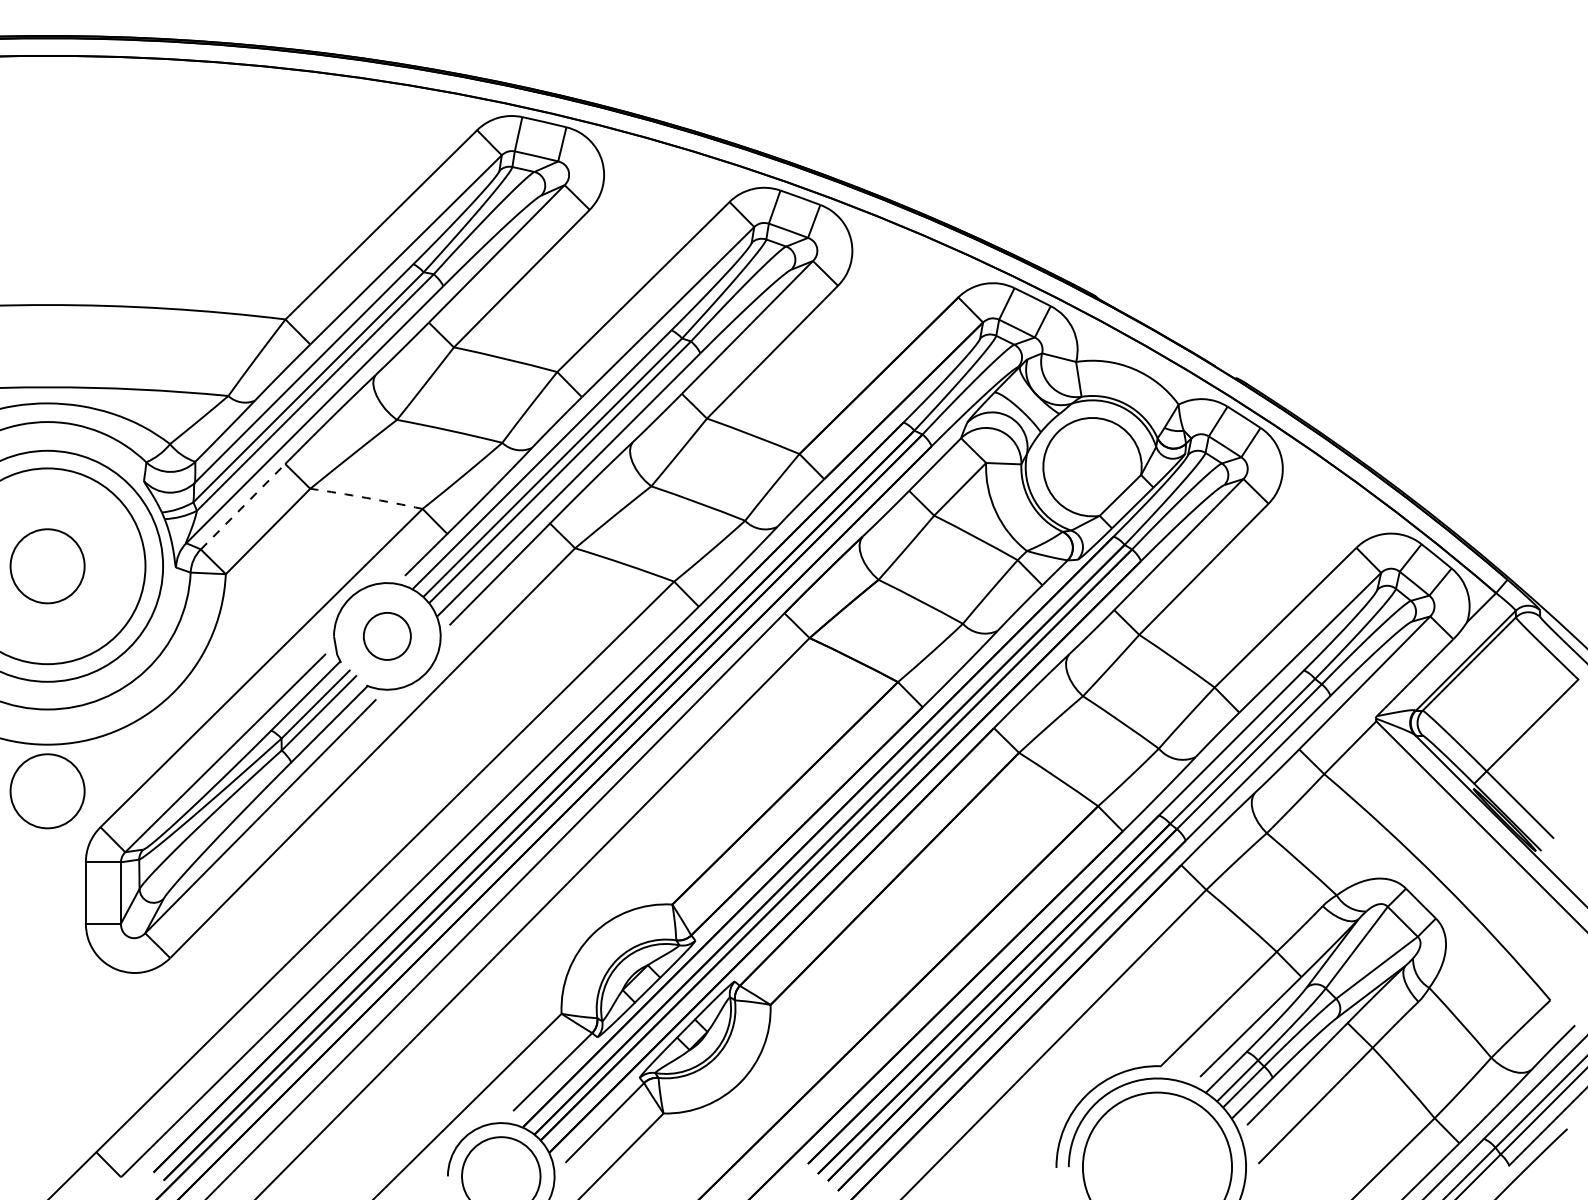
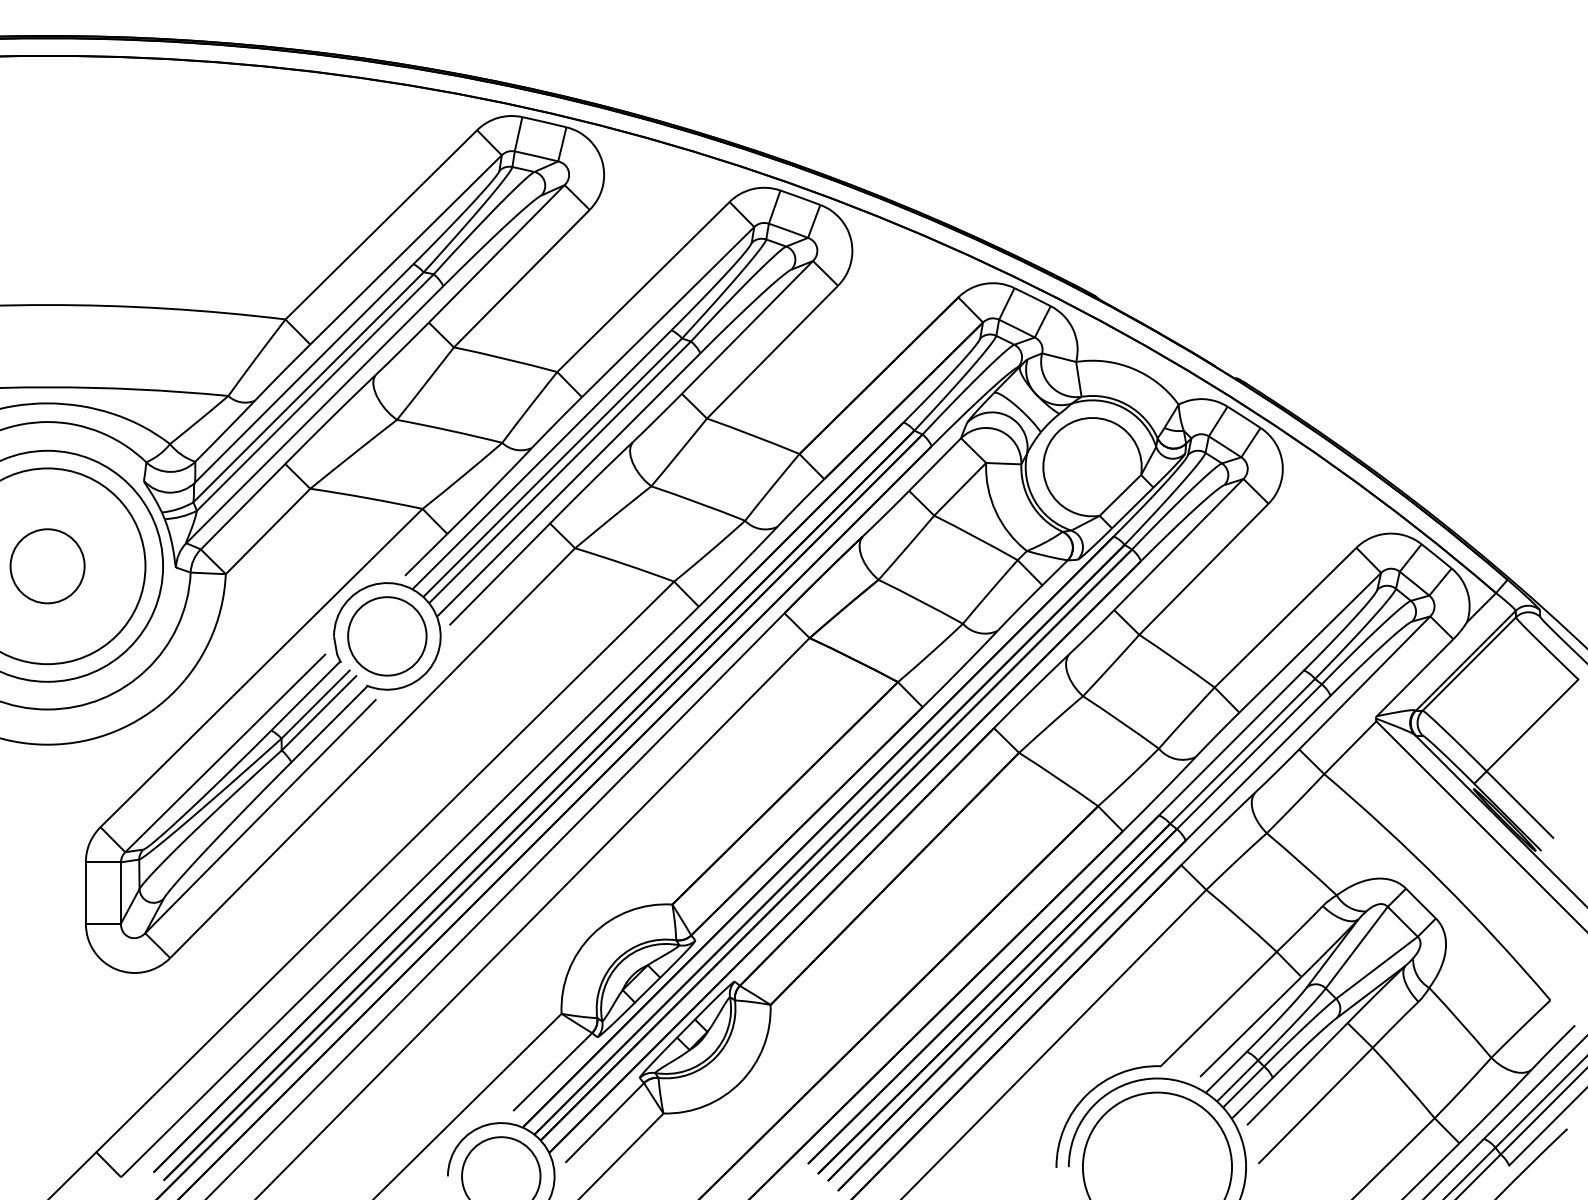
arc: dashed -> solid (366, 497)
line: dashed -> solid (243, 506)
circle diameter: 47 px -> 78 px (387, 636)
circle: present -> none (47, 791)
